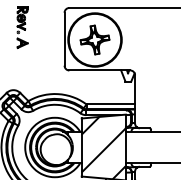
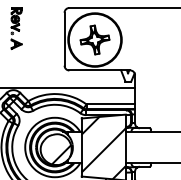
part position: (22, 27) -> (16, 28) (16, 28)
line: none -> present (68, 88)
hatch: none -> present (61, 154)
